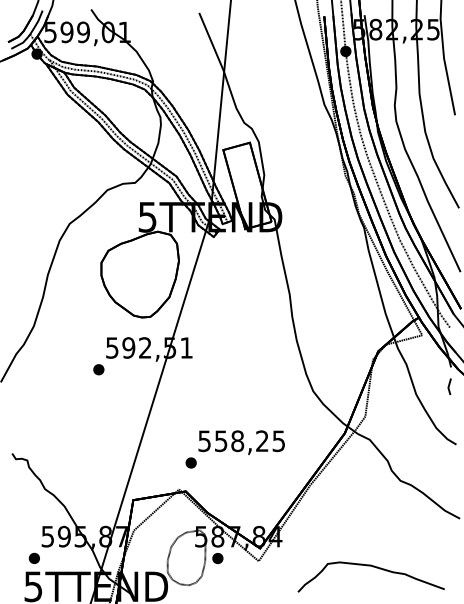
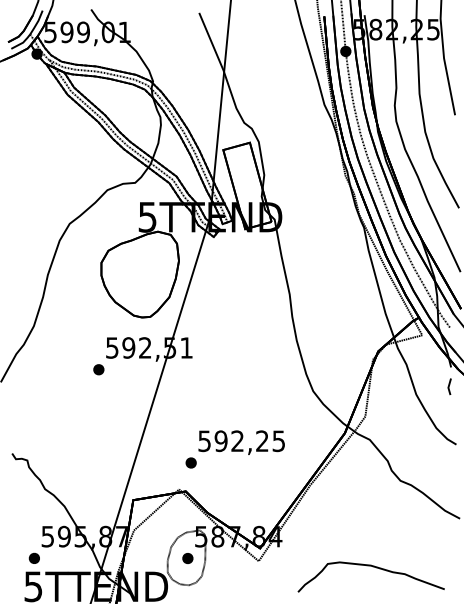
text: 558,25 -> 592,25 (229, 441)
part position: (217, 558) -> (187, 558) (187, 558)
